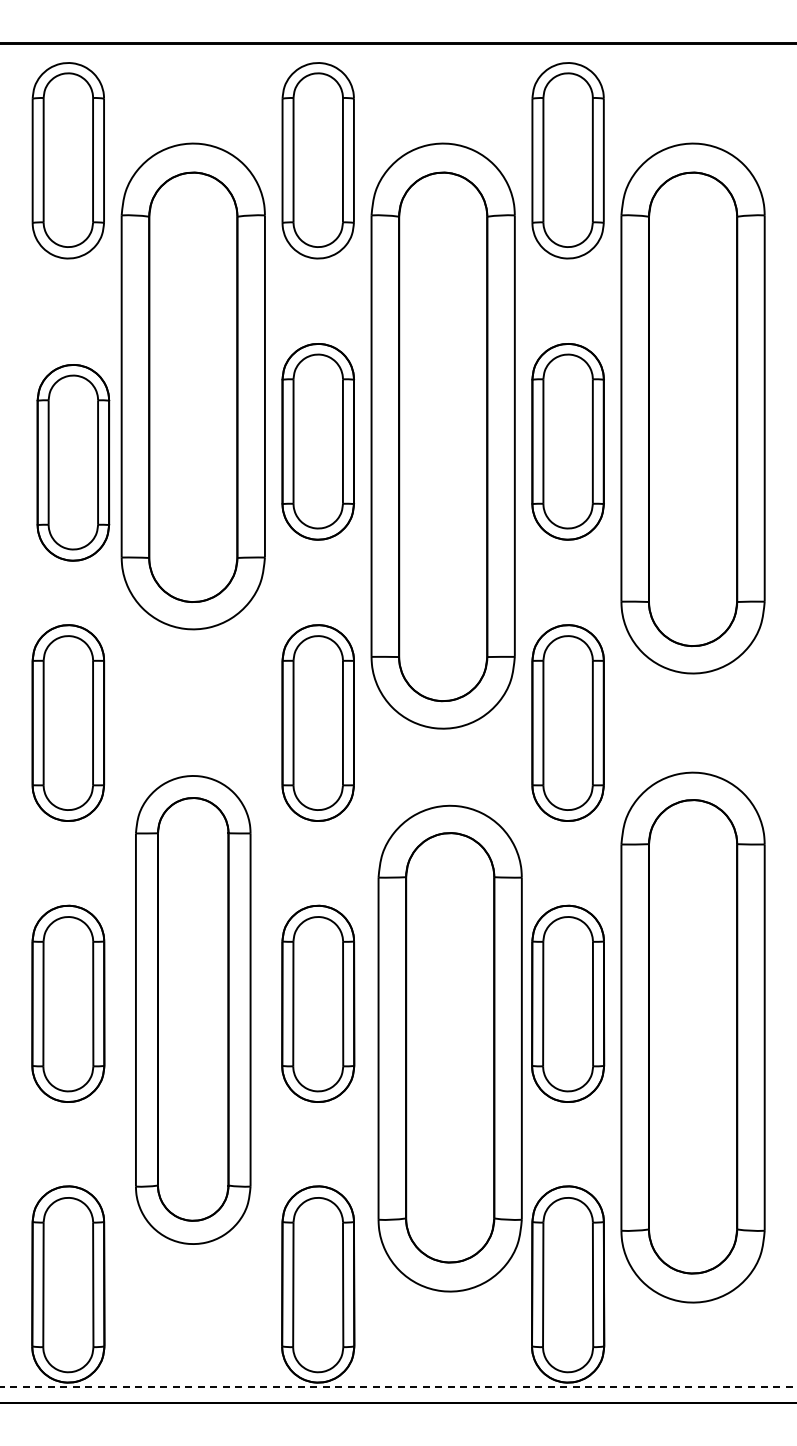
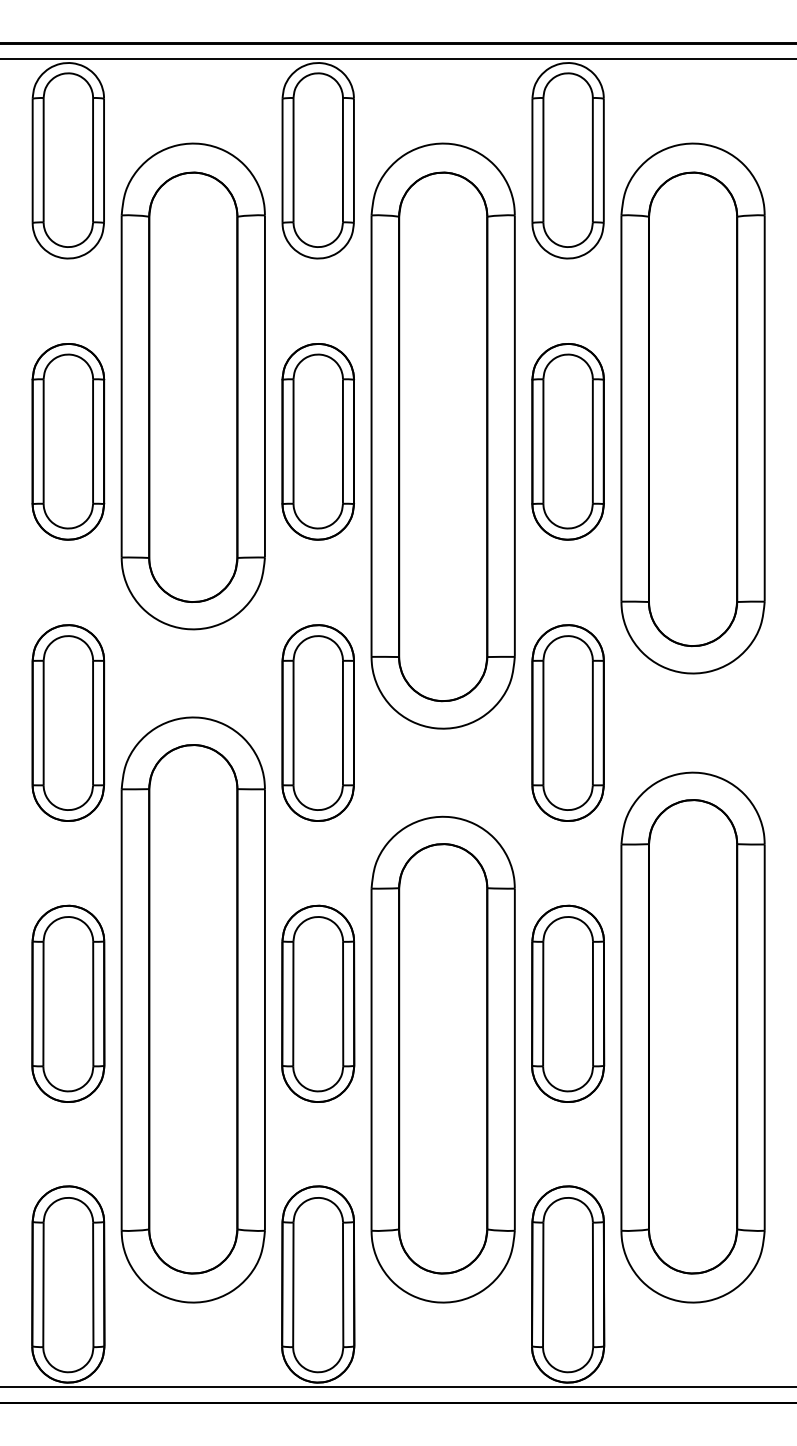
line: none -> present (397, 59)
part position: (73, 462) -> (68, 441) (68, 441)
part size: 117x470 px -> 146x588 px (192, 1009)
part position: (449, 1048) -> (442, 1059) (442, 1059)
line: dashed -> solid (398, 1387)
